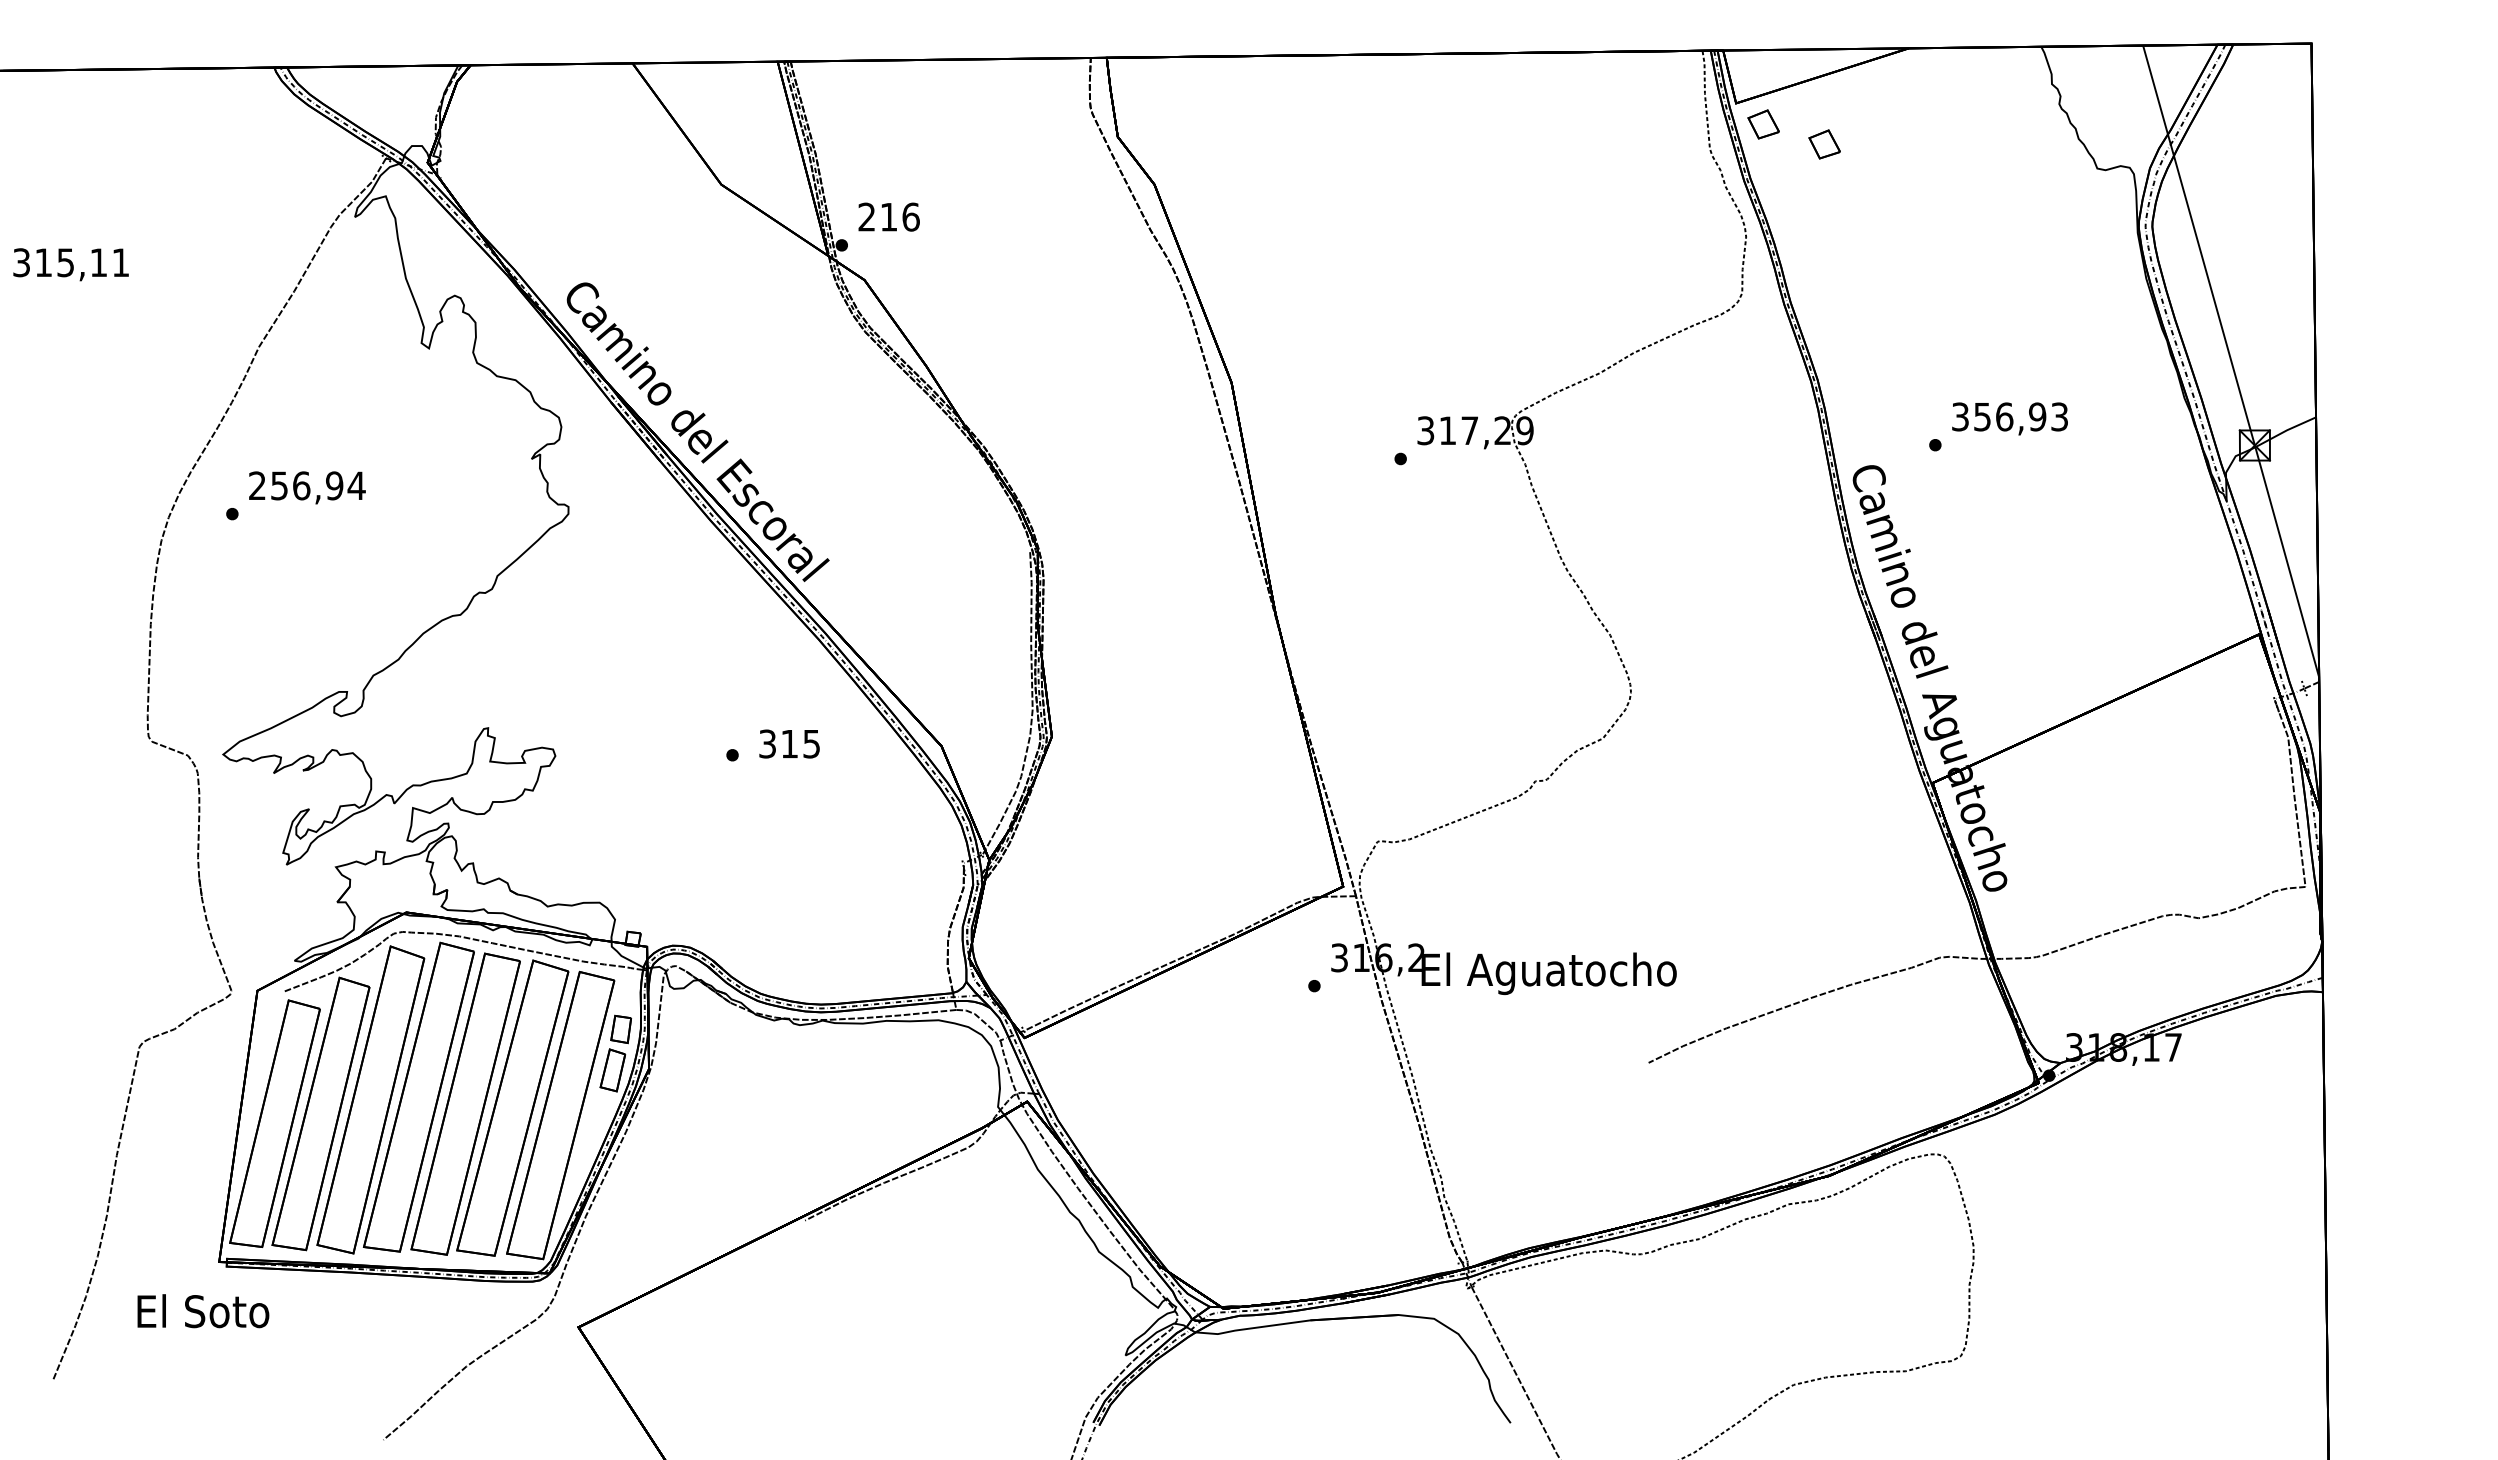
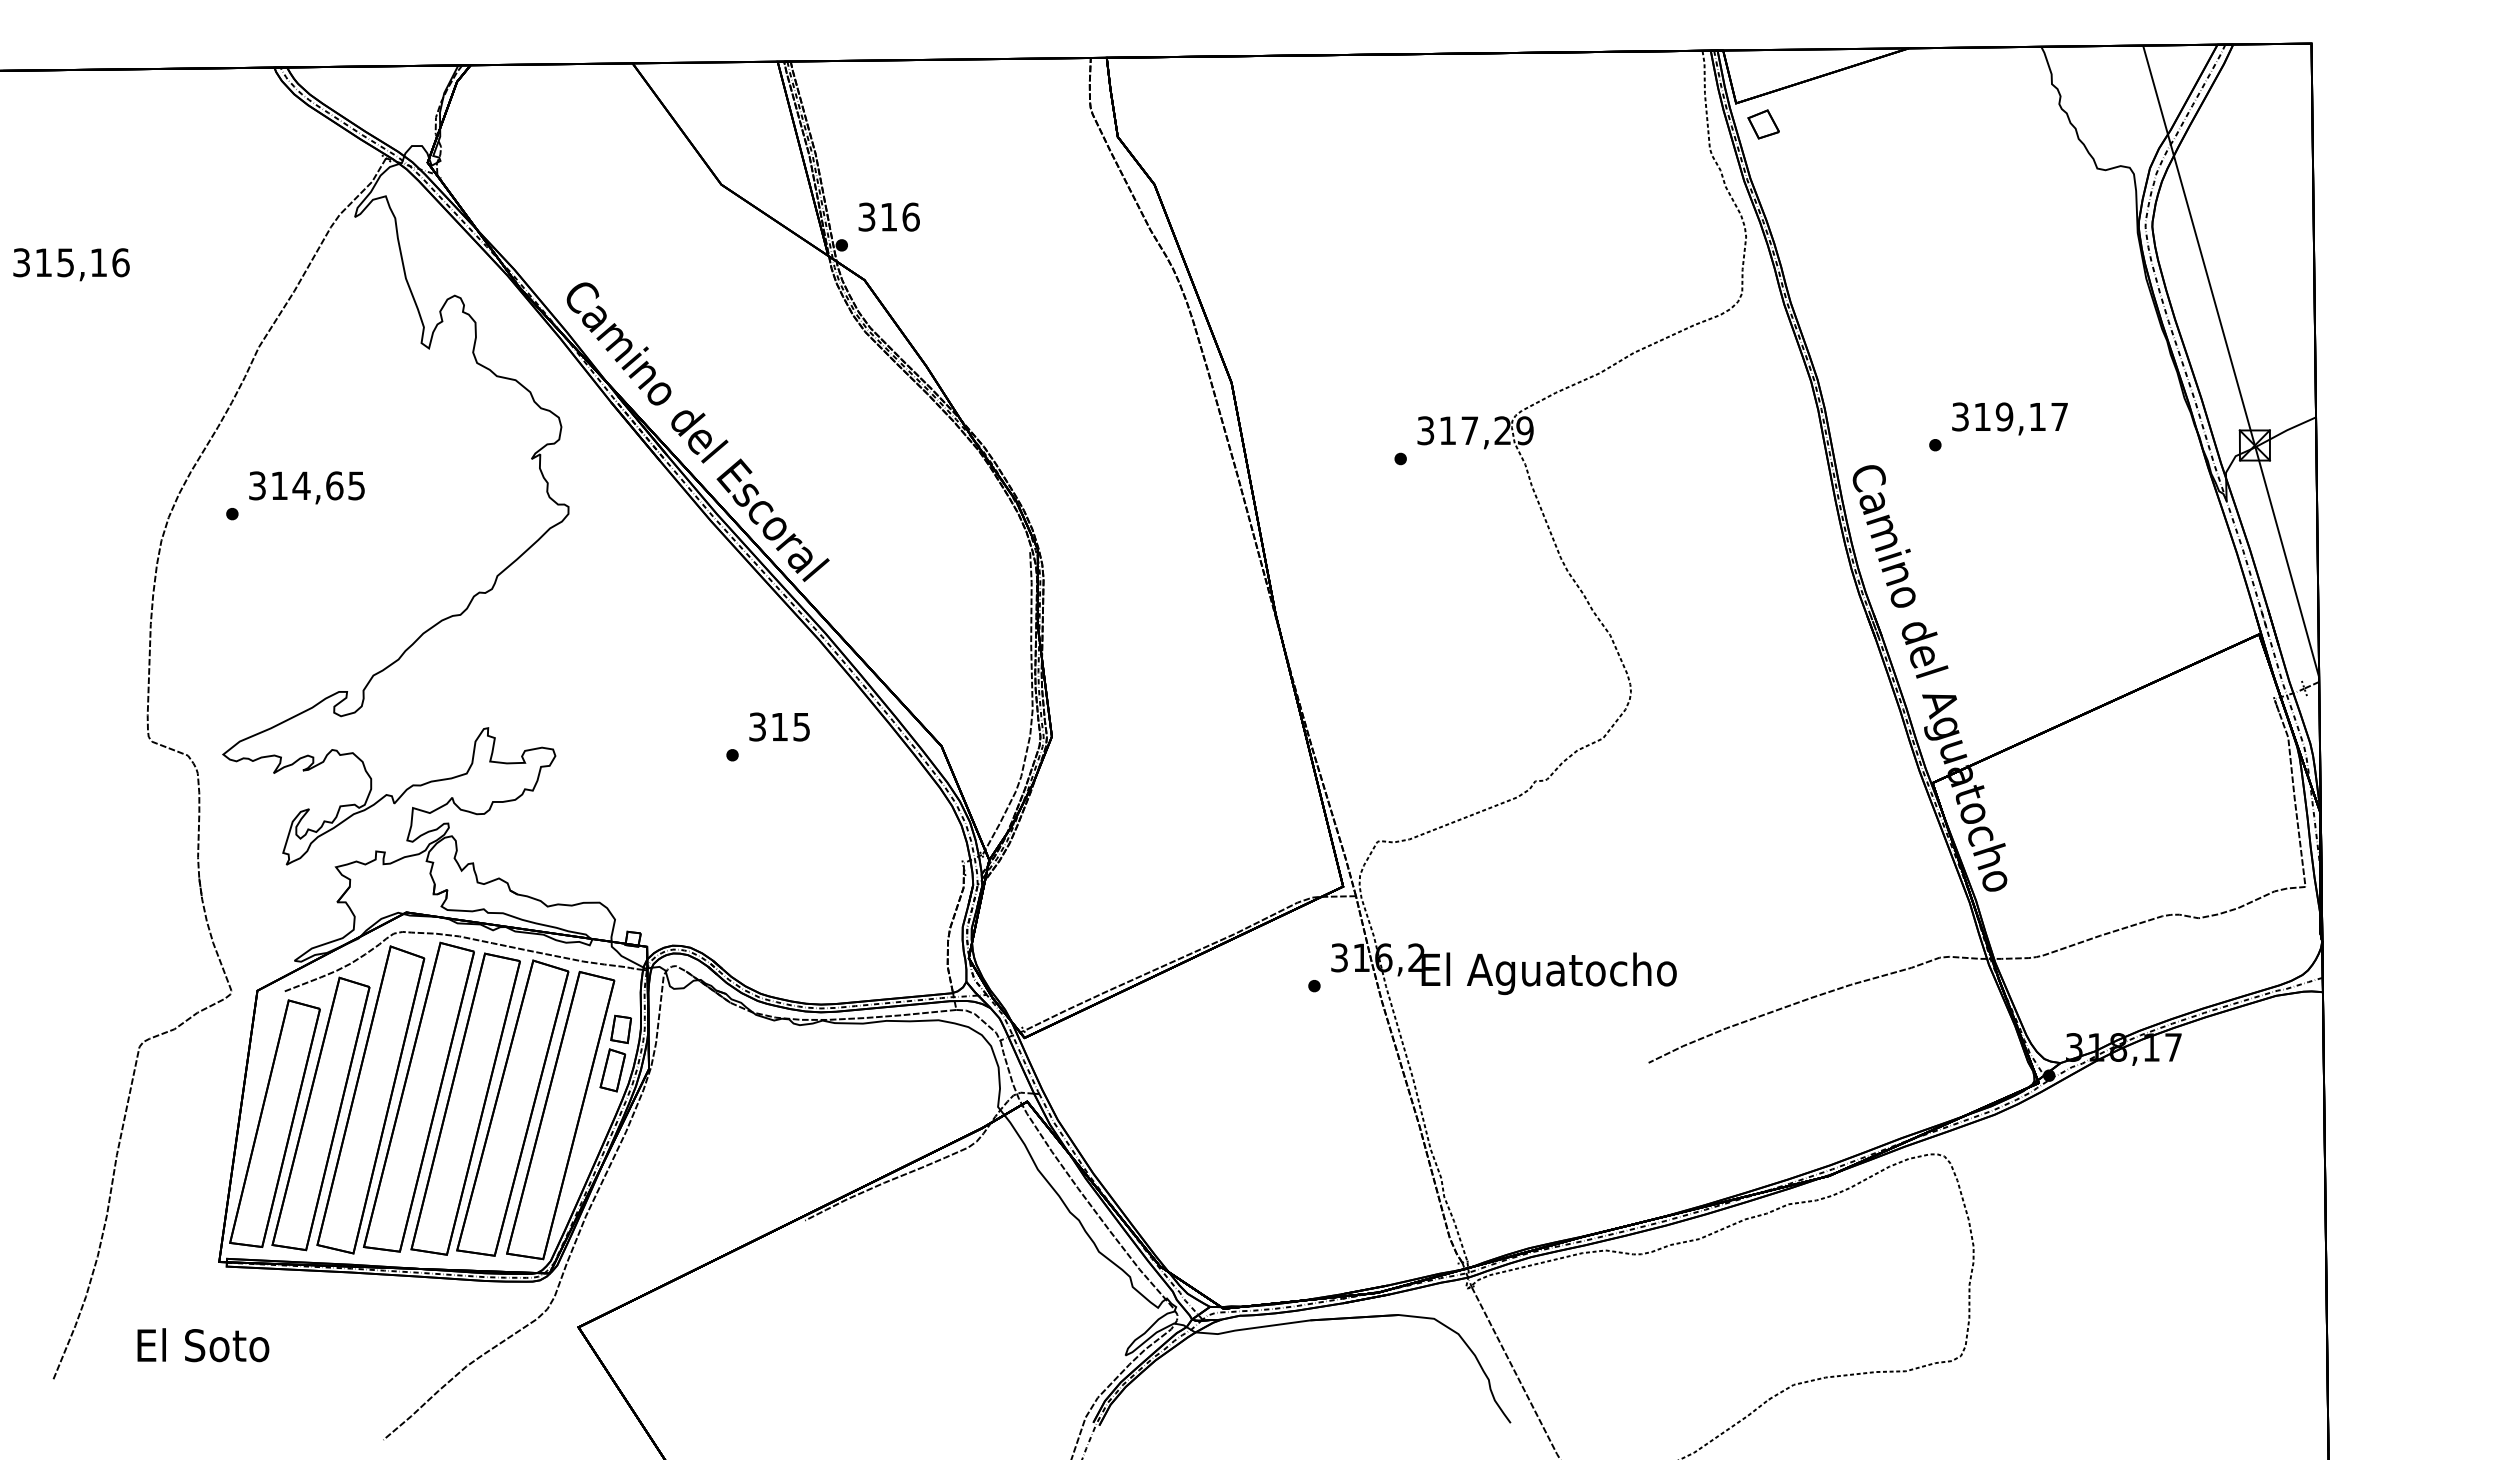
part: present -> none (1824, 144)
text: 216 -> 316 (866, 216)
text: 315,11 -> 315,16 (120, 262)
text: 356,93 -> 319,17 (2020, 416)
text: 256,94 -> 314,65 (307, 485)
text position: (789, 743) -> (779, 726) (779, 726)
text position: (203, 1311) -> (203, 1345) (203, 1345)
